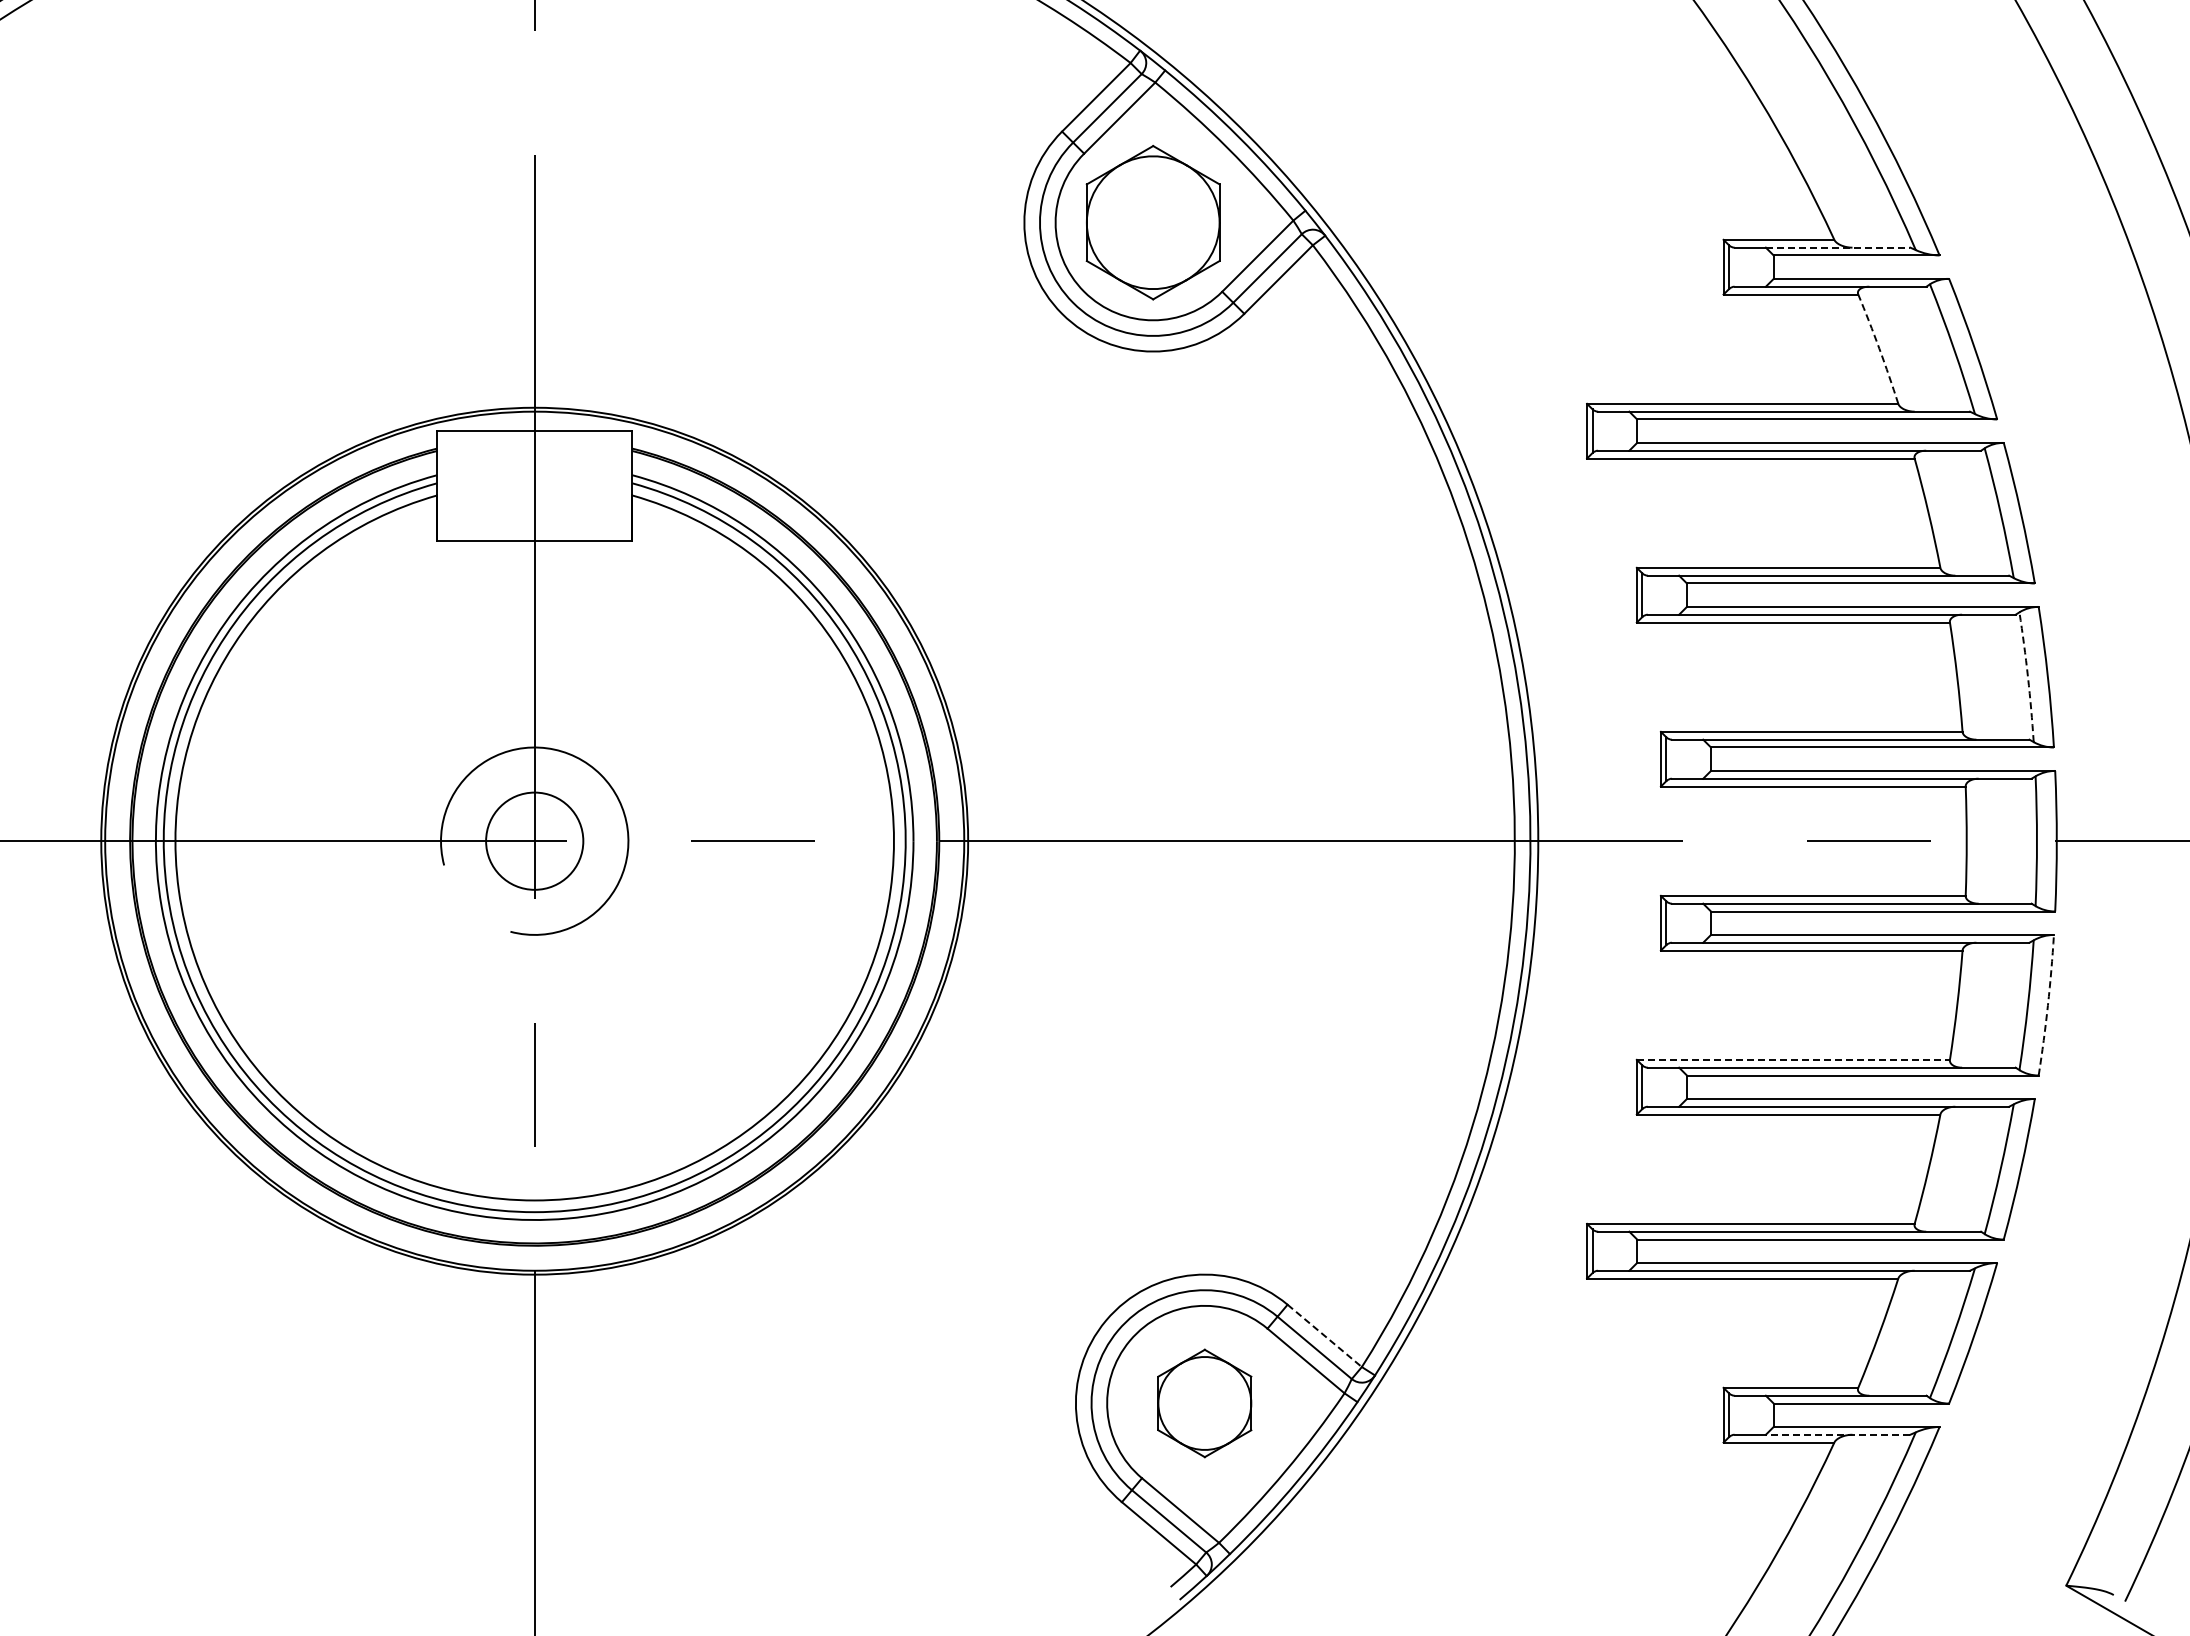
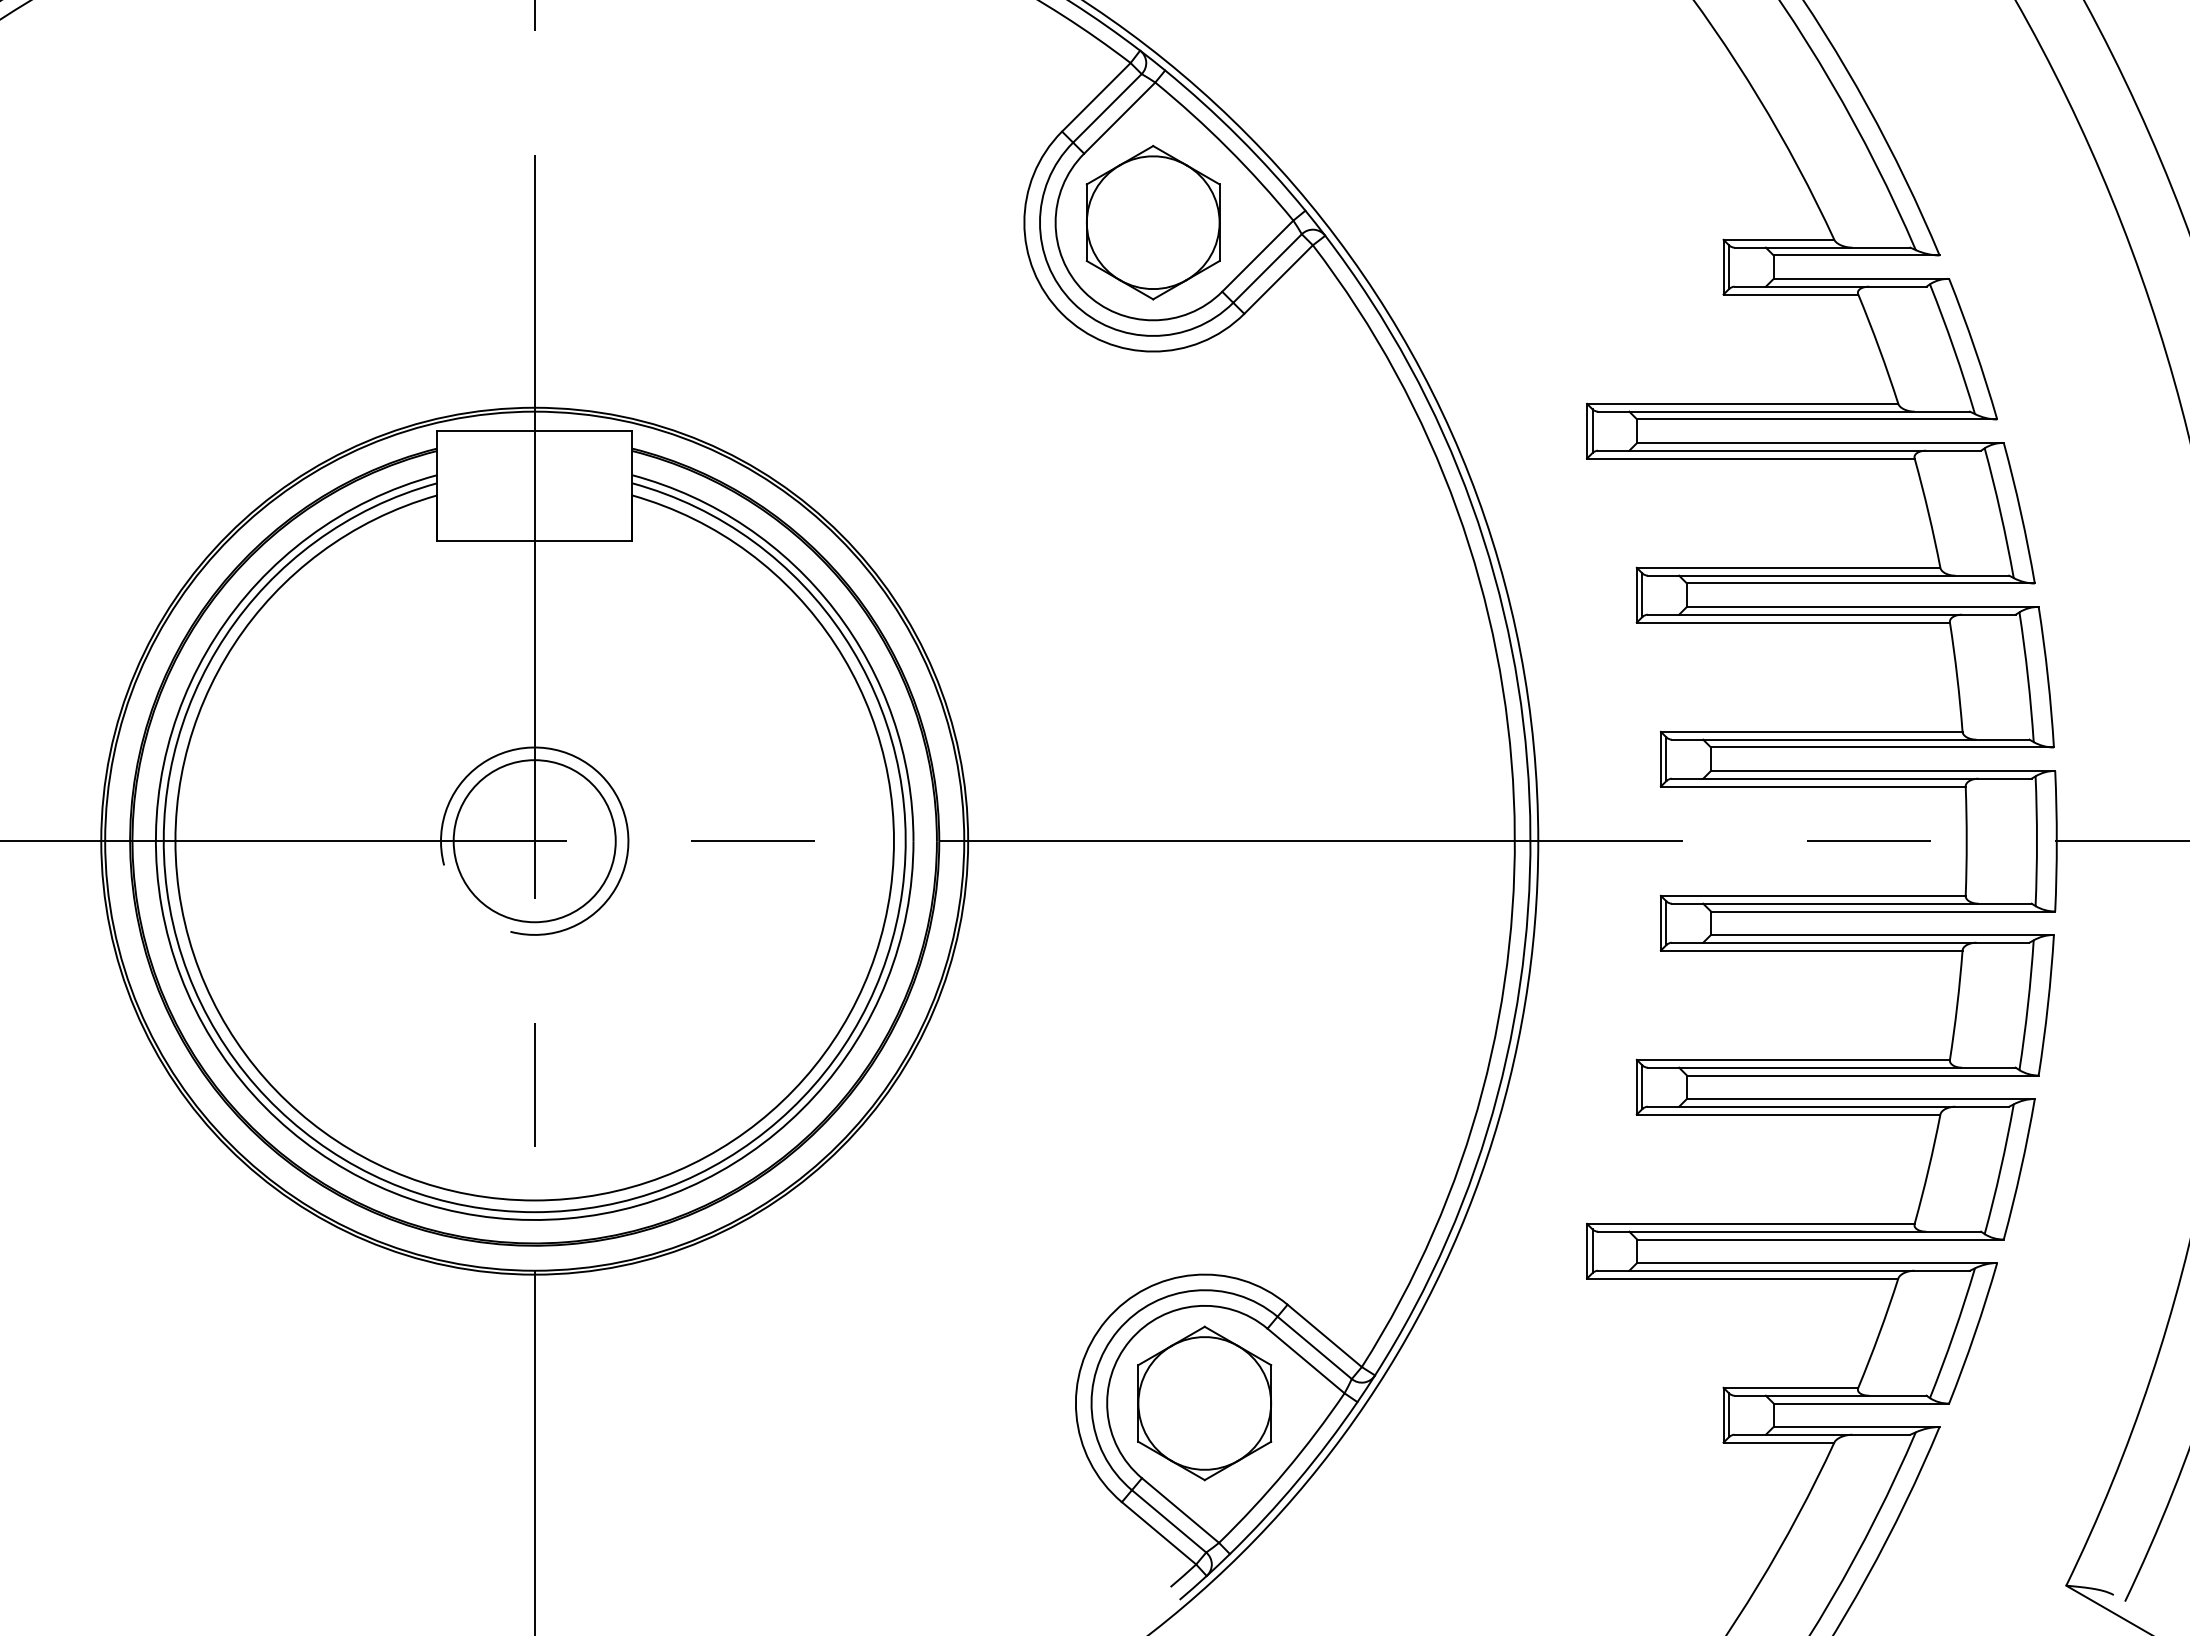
line: dashed -> solid (1838, 247)
arc: dashed -> solid (1879, 348)
arc: dashed -> solid (2027, 677)
circle diameter: 97 px -> 162 px (534, 841)
arc: dashed -> solid (2047, 1005)
line: dashed -> solid (1793, 1059)
line: dashed -> solid (1325, 1336)
part size: 96x111 px -> 136x157 px (1204, 1403)
line: dashed -> solid (1837, 1434)
